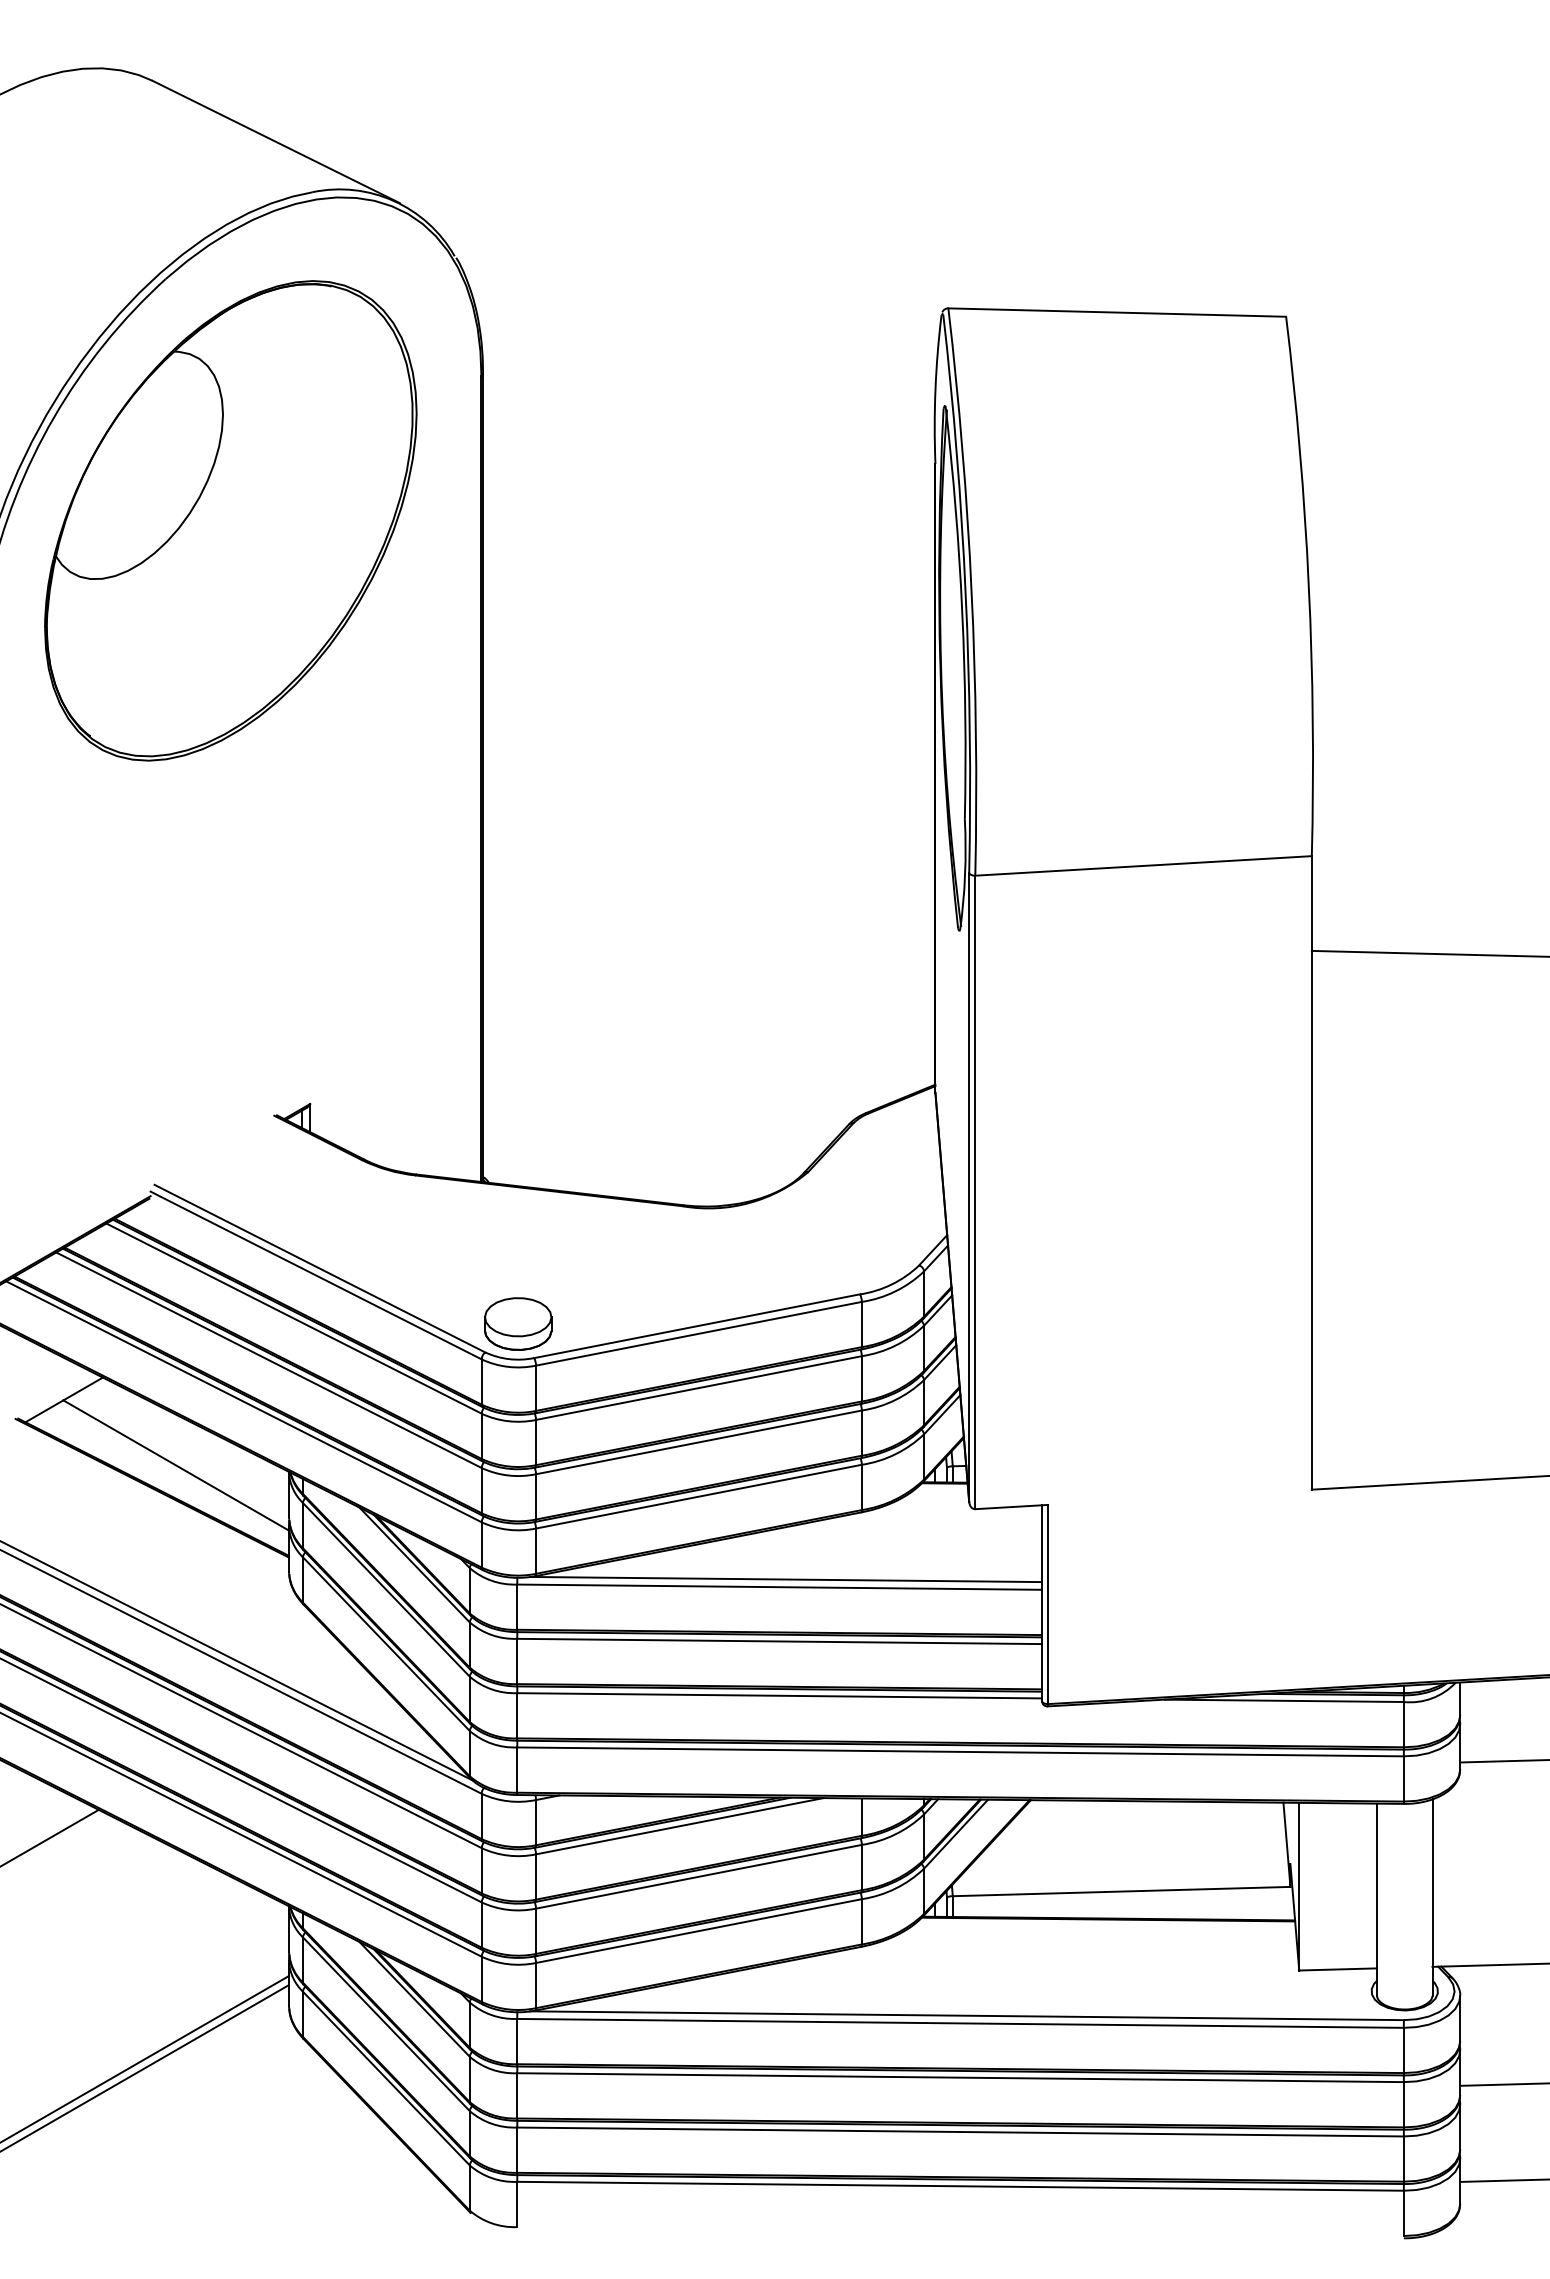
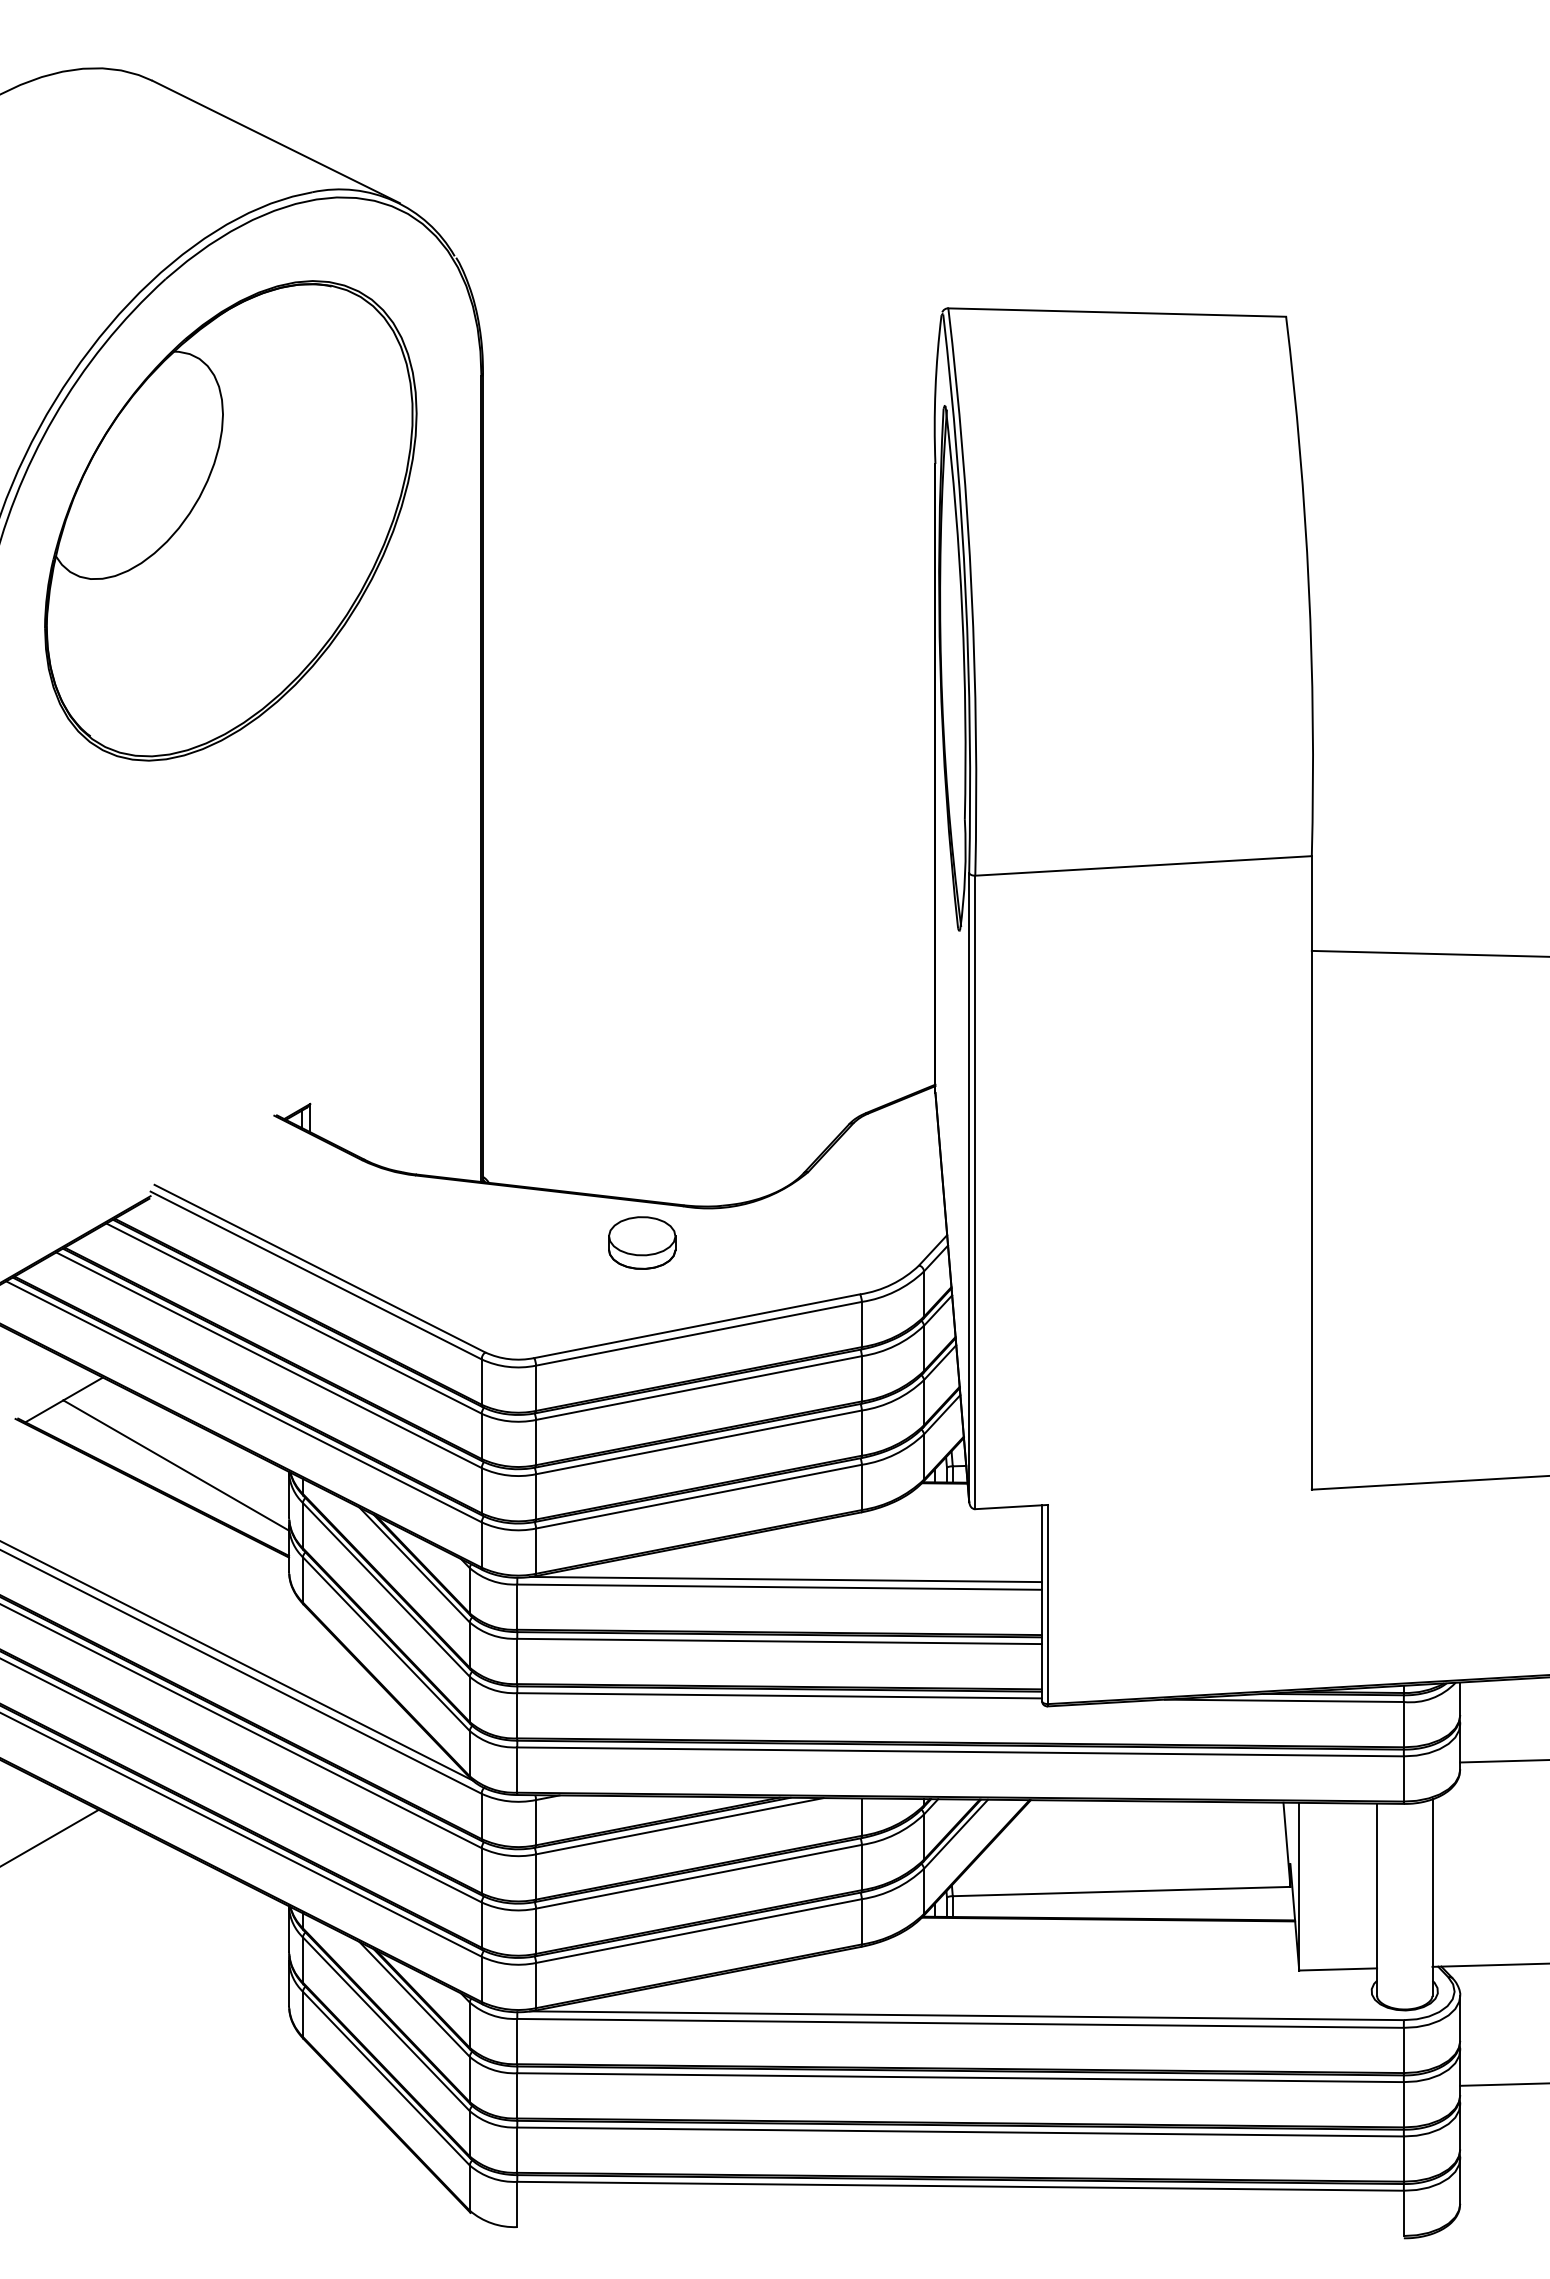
part position: (518, 1323) -> (642, 1242) (642, 1242)
line: present -> none (145, 2058)
line: present -> none (145, 2067)
line: present -> none (1503, 2180)
